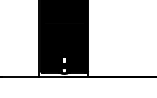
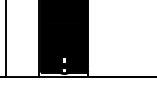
line: none -> present (6, 39)
